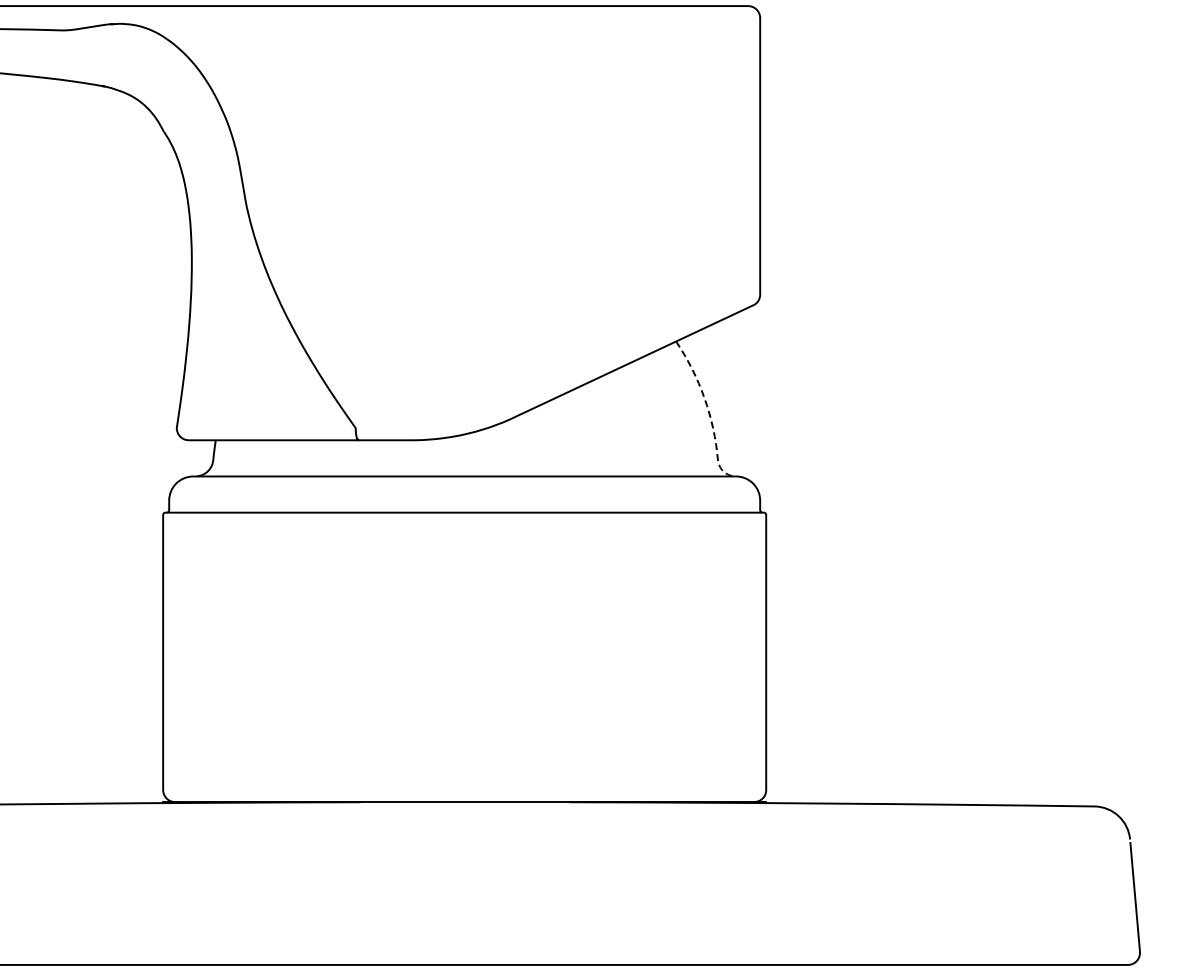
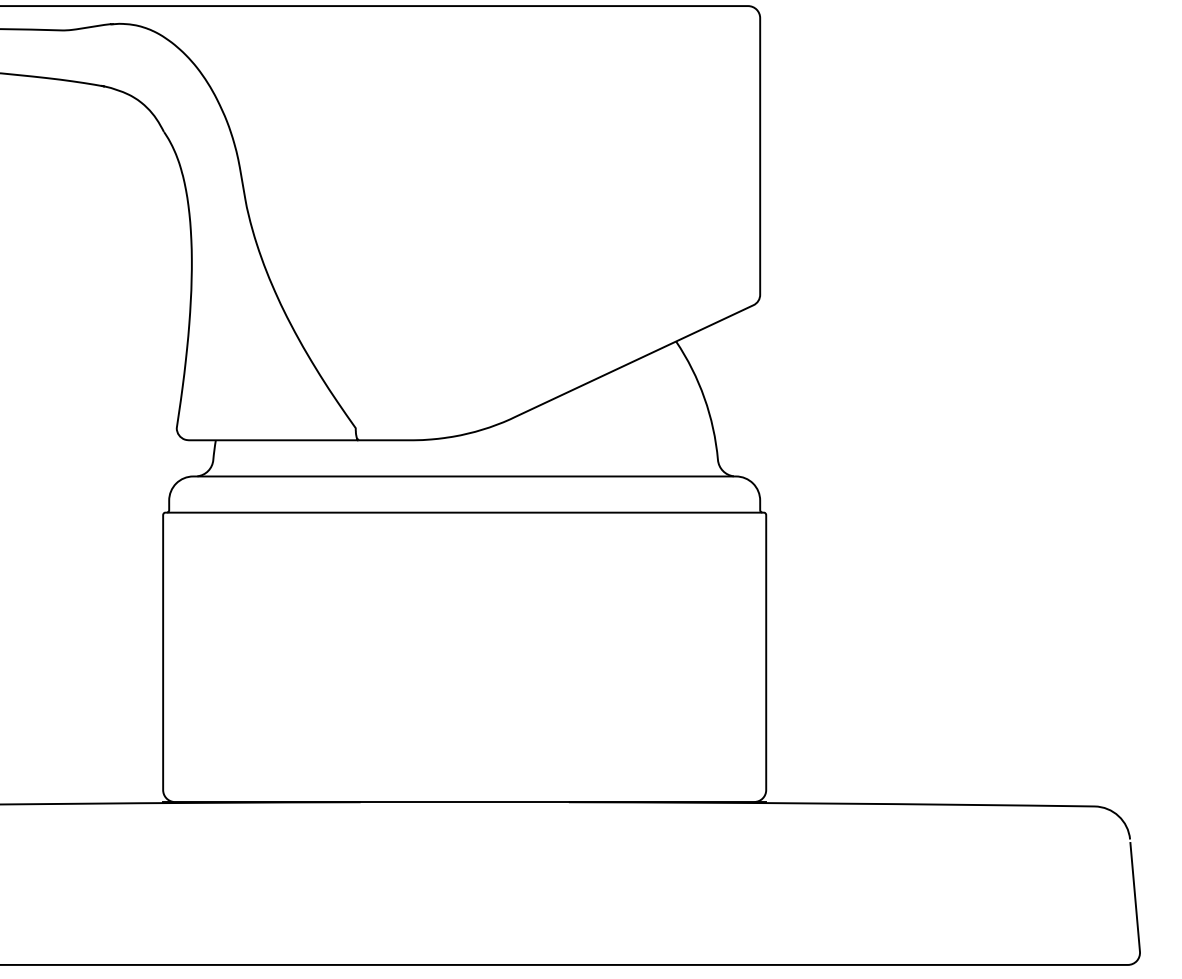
line: dashed -> solid (710, 416)
